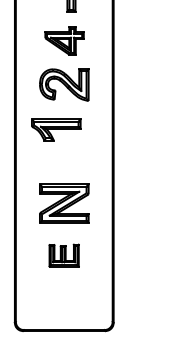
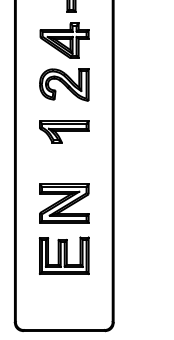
part size: 41x30 px -> 51x37 px (64, 40)
part position: (56, 129) -> (64, 131) (64, 131)
part size: 32x25 px -> 52x39 px (63, 255)
